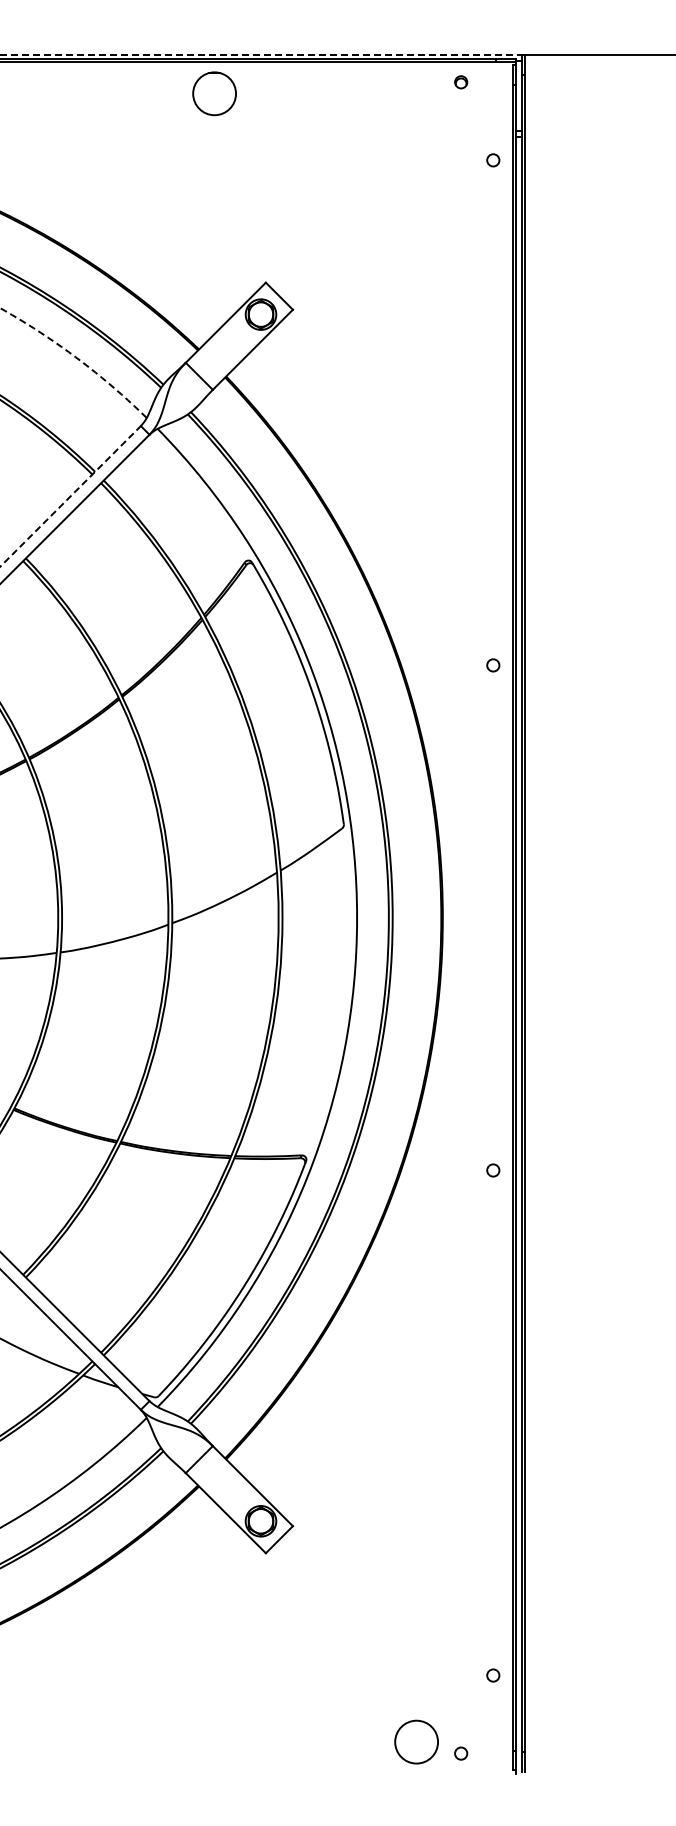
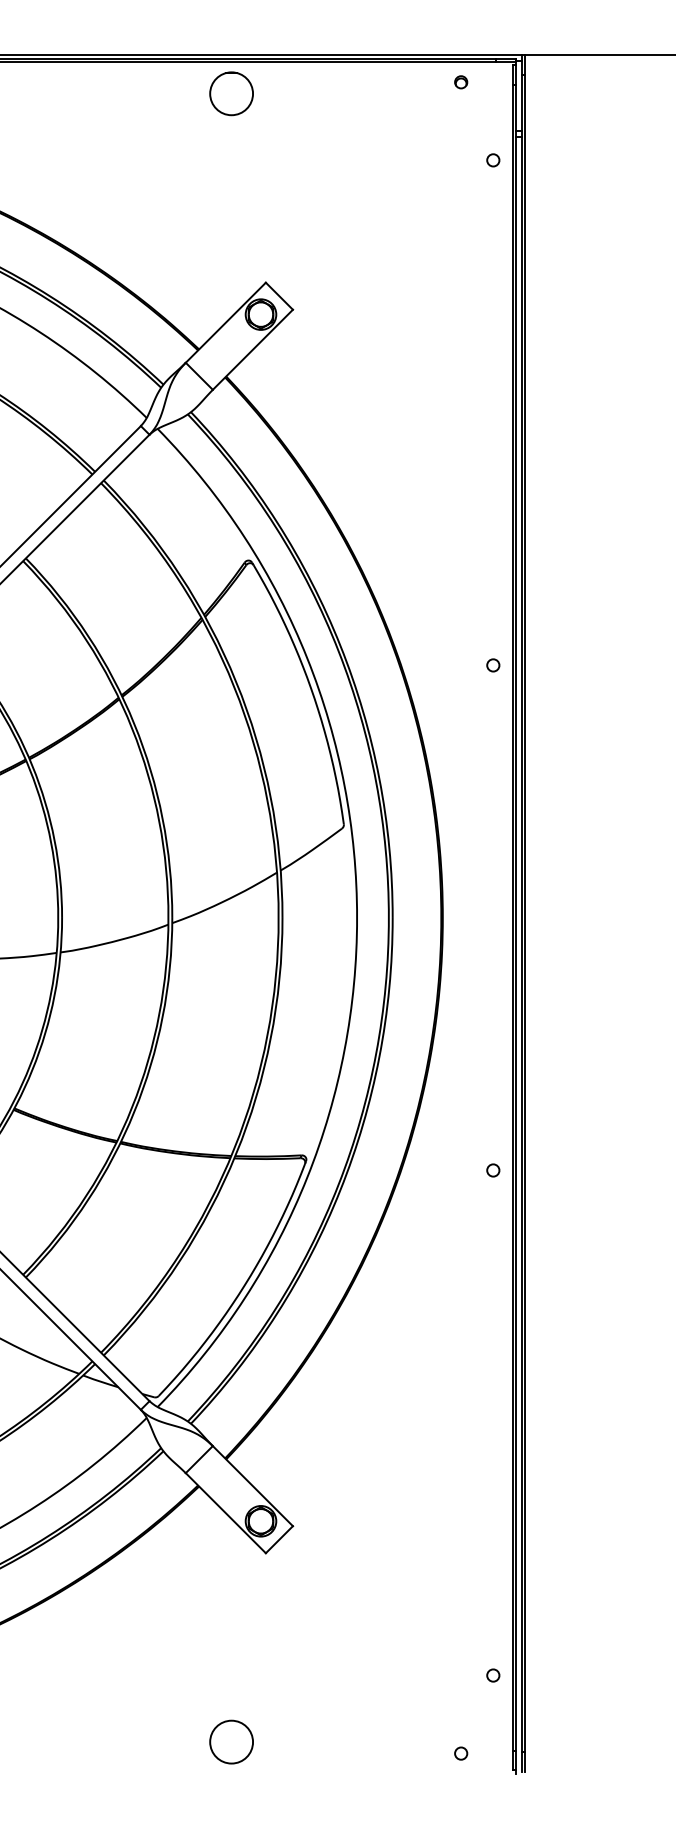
line: dashed -> solid (261, 54)
part position: (214, 93) -> (231, 93) (231, 93)
arc: dashed -> solid (78, 359)
line: dashed -> solid (71, 495)
circle position: (416, 1741) -> (231, 1741) (231, 1741)
